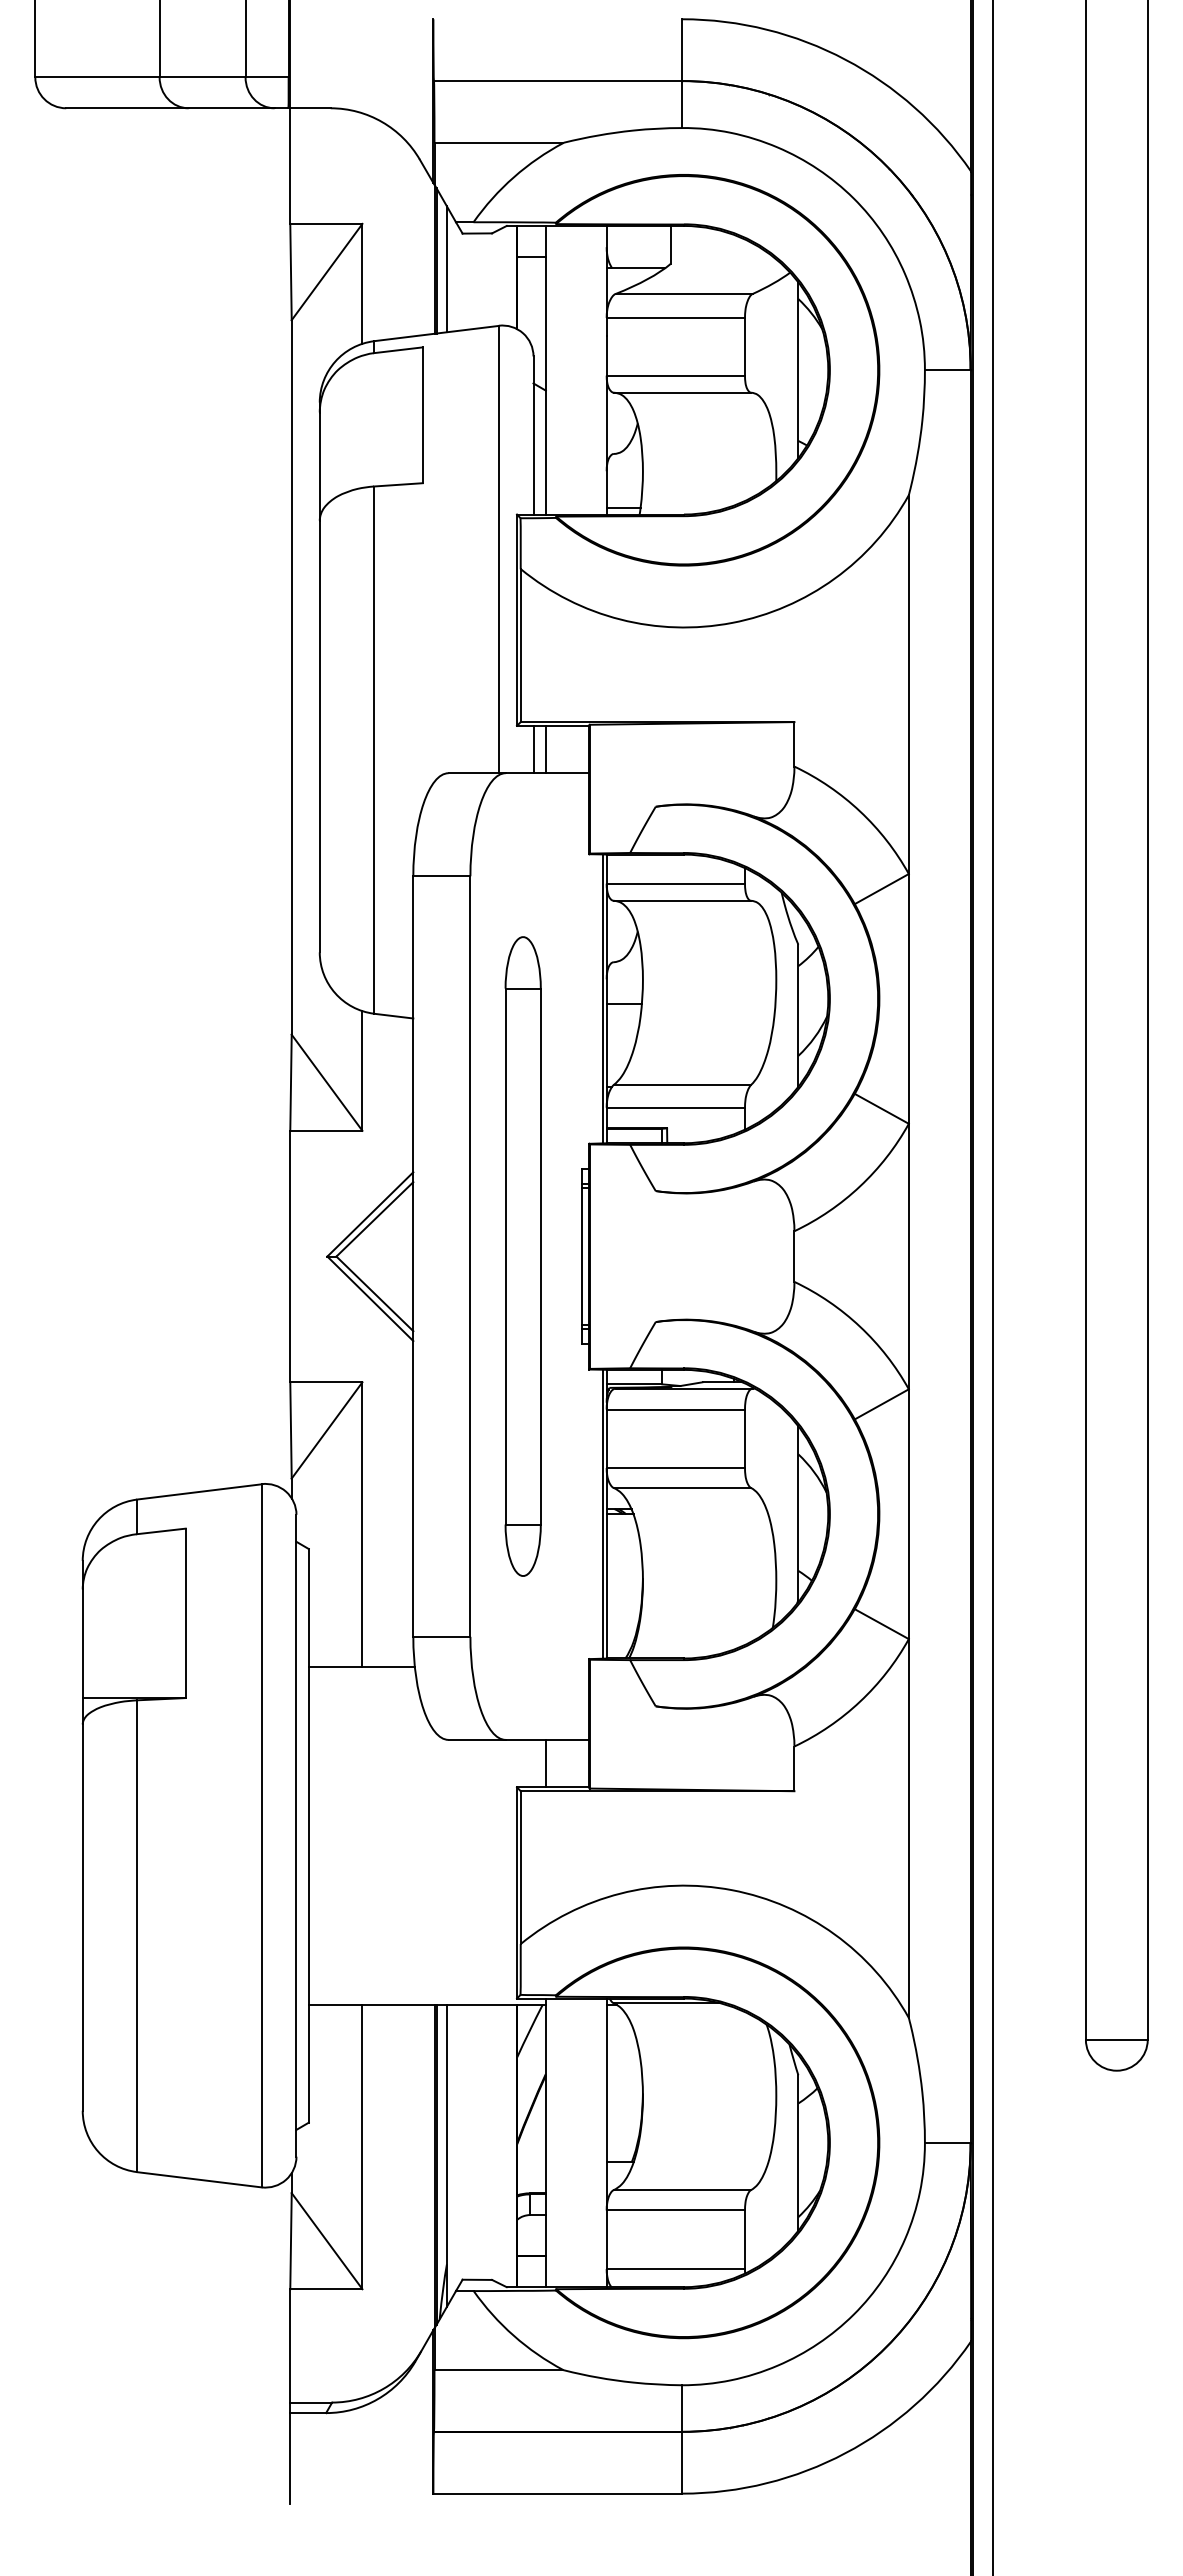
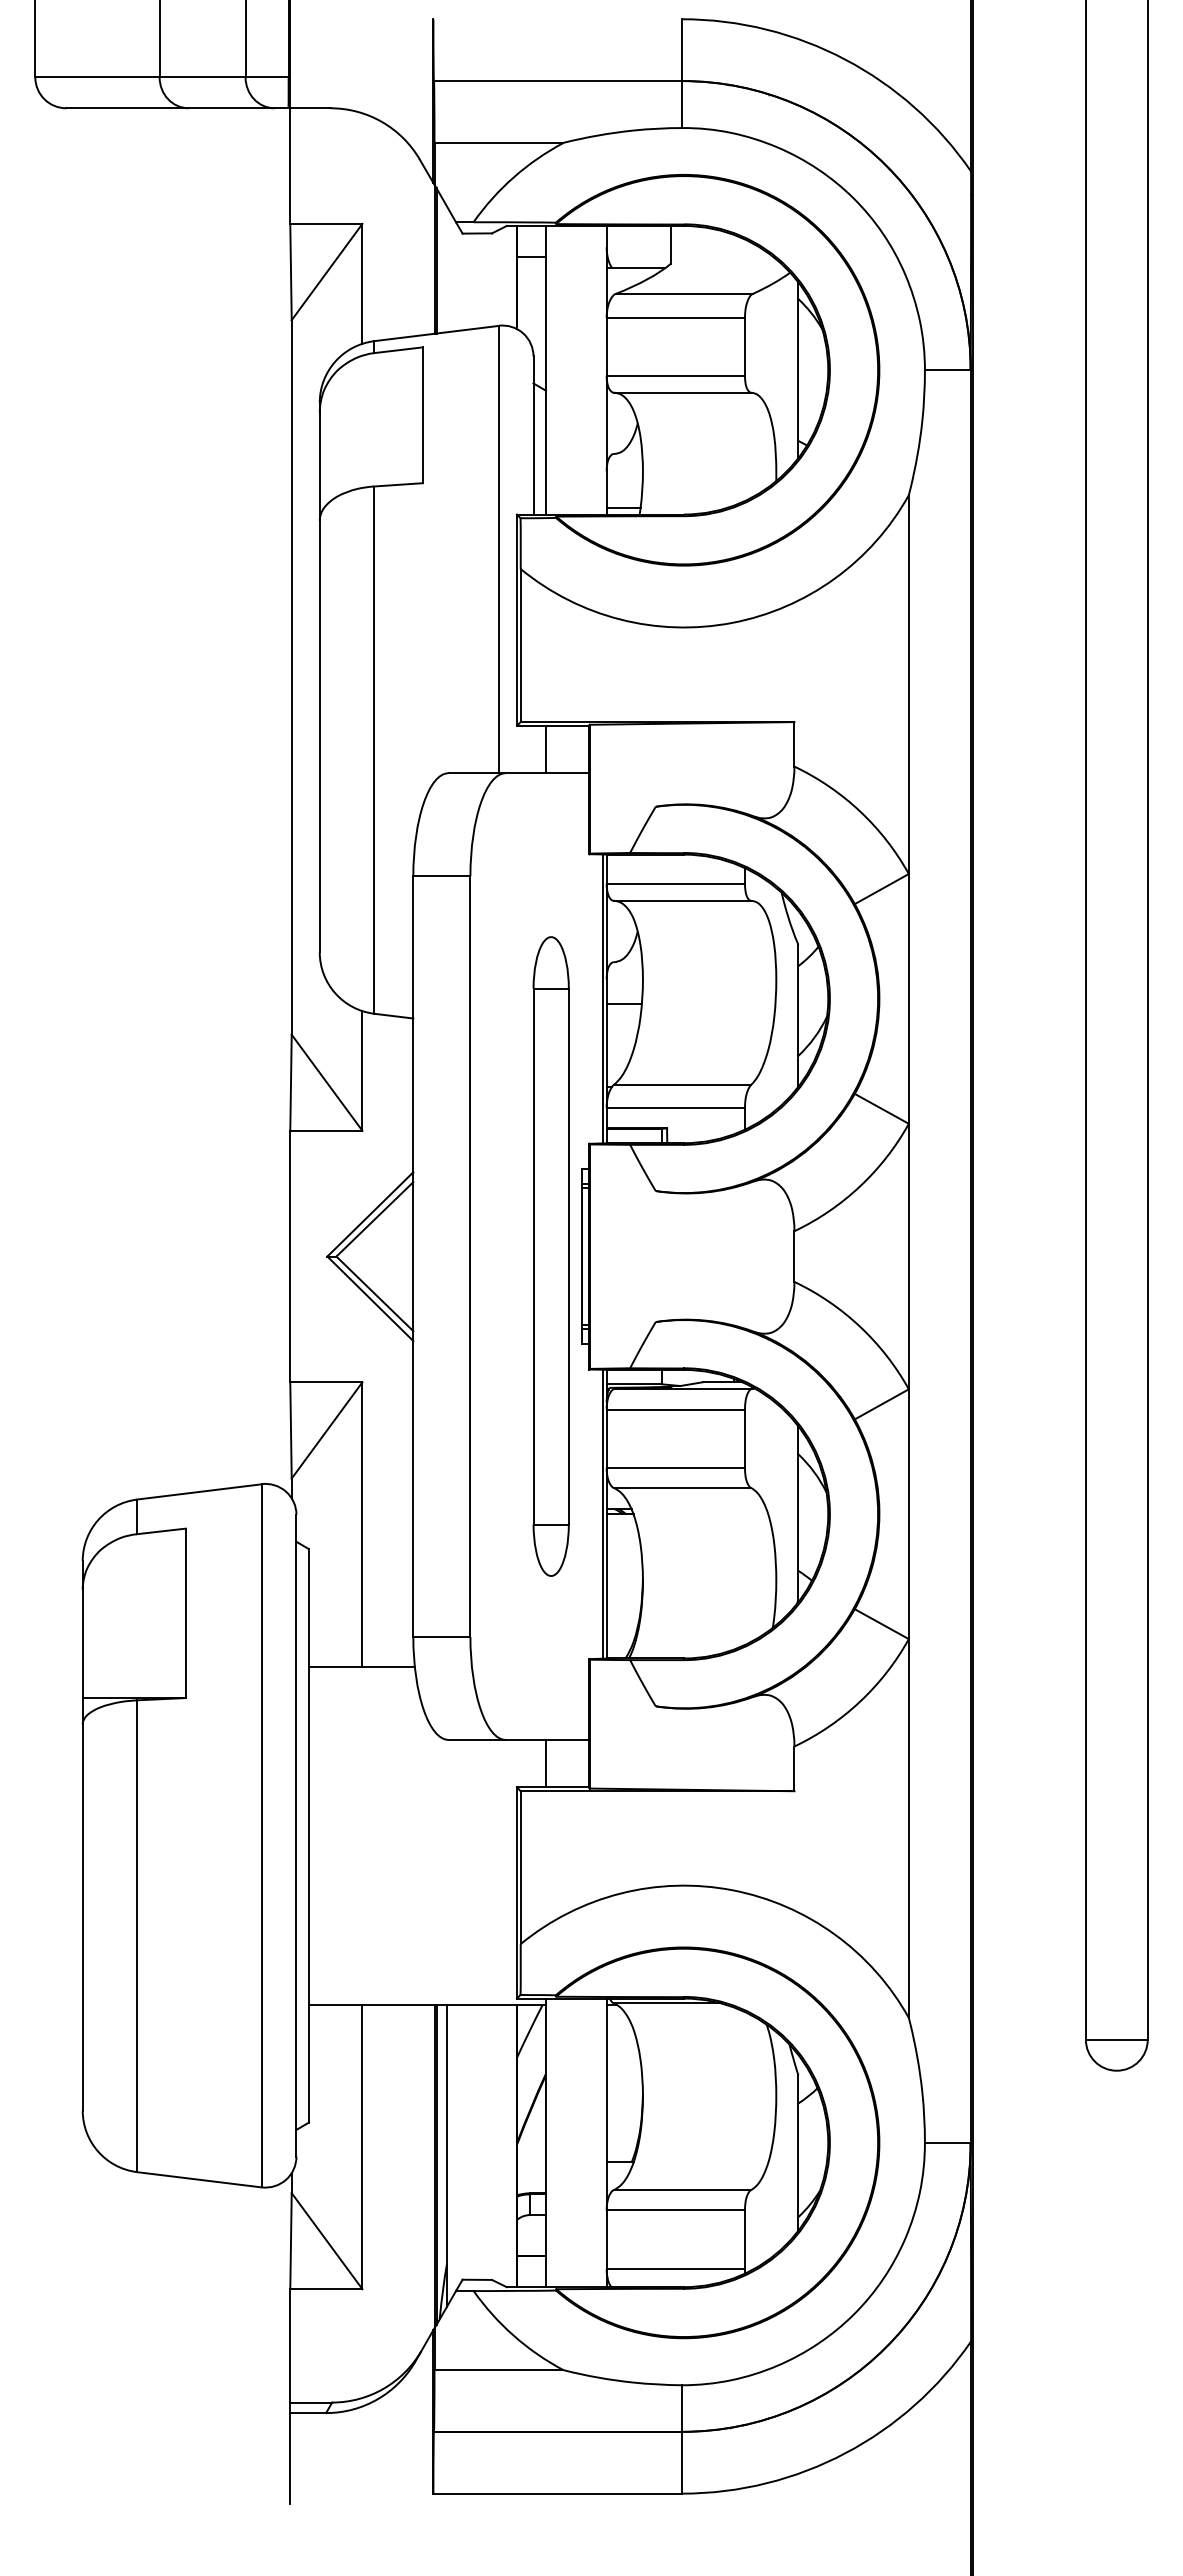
line: present -> none (446, 269)
line: present -> none (533, 749)
part position: (522, 1256) -> (550, 1256) (550, 1256)
line: present -> none (993, 1287)
